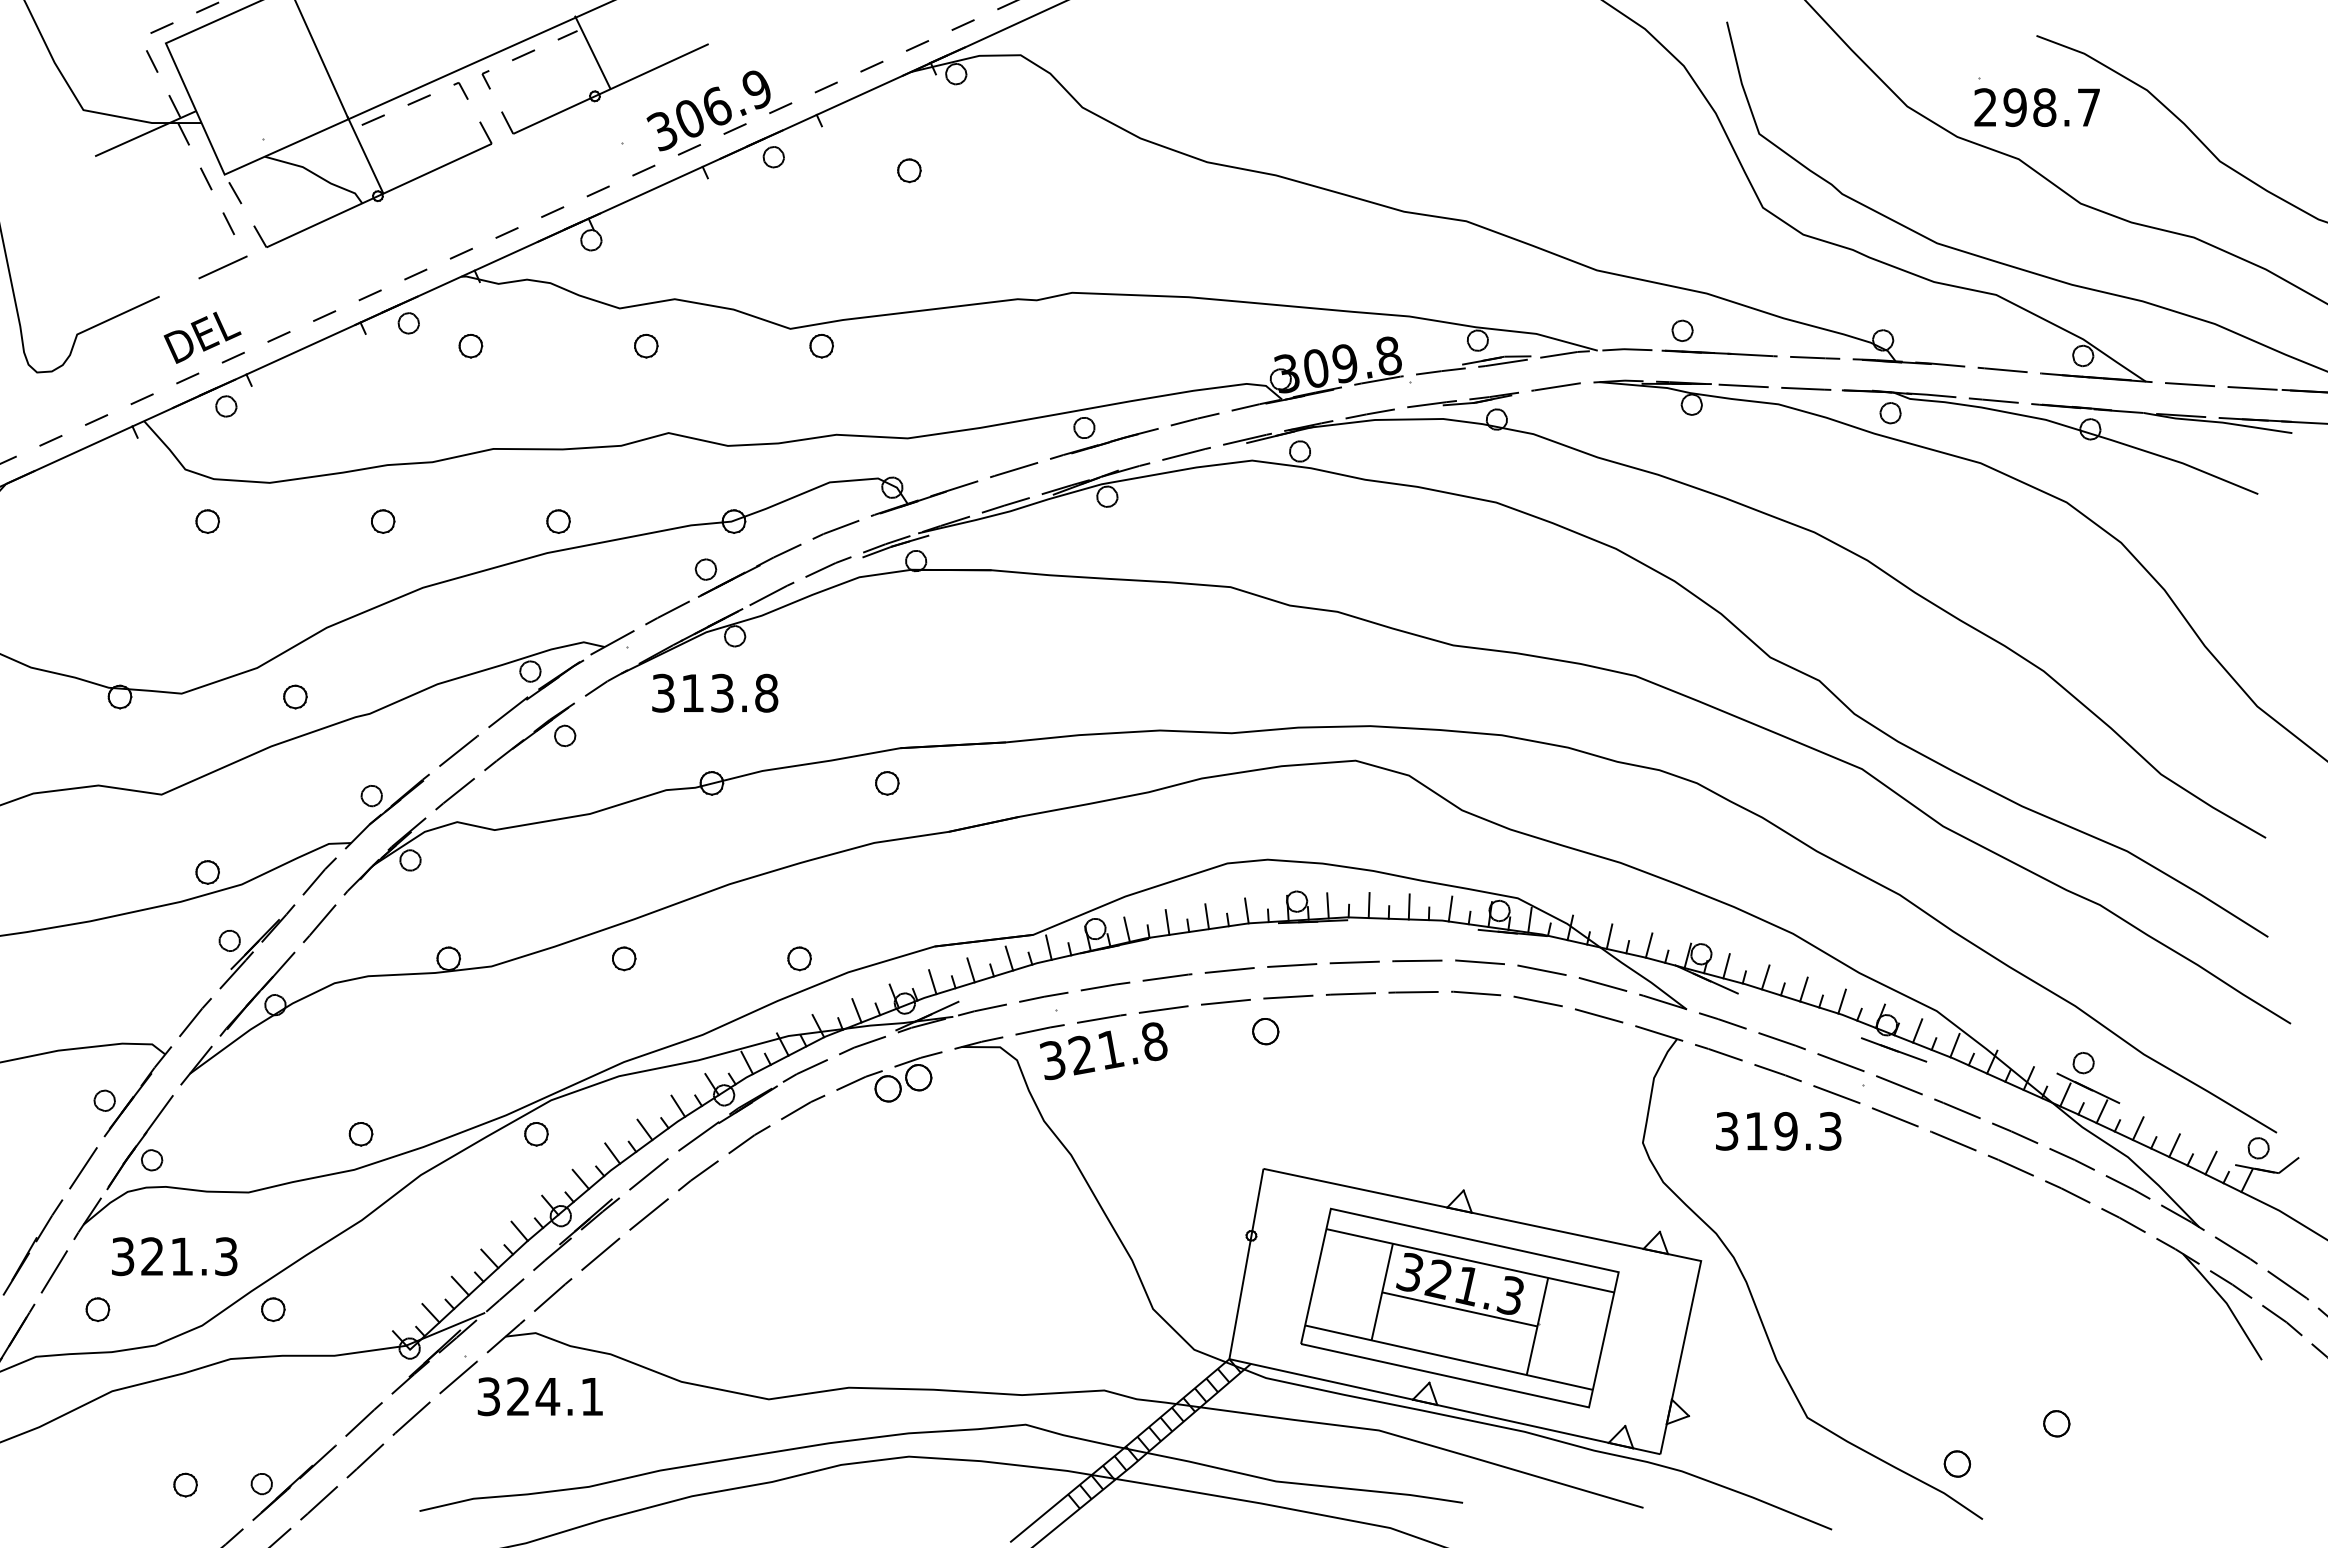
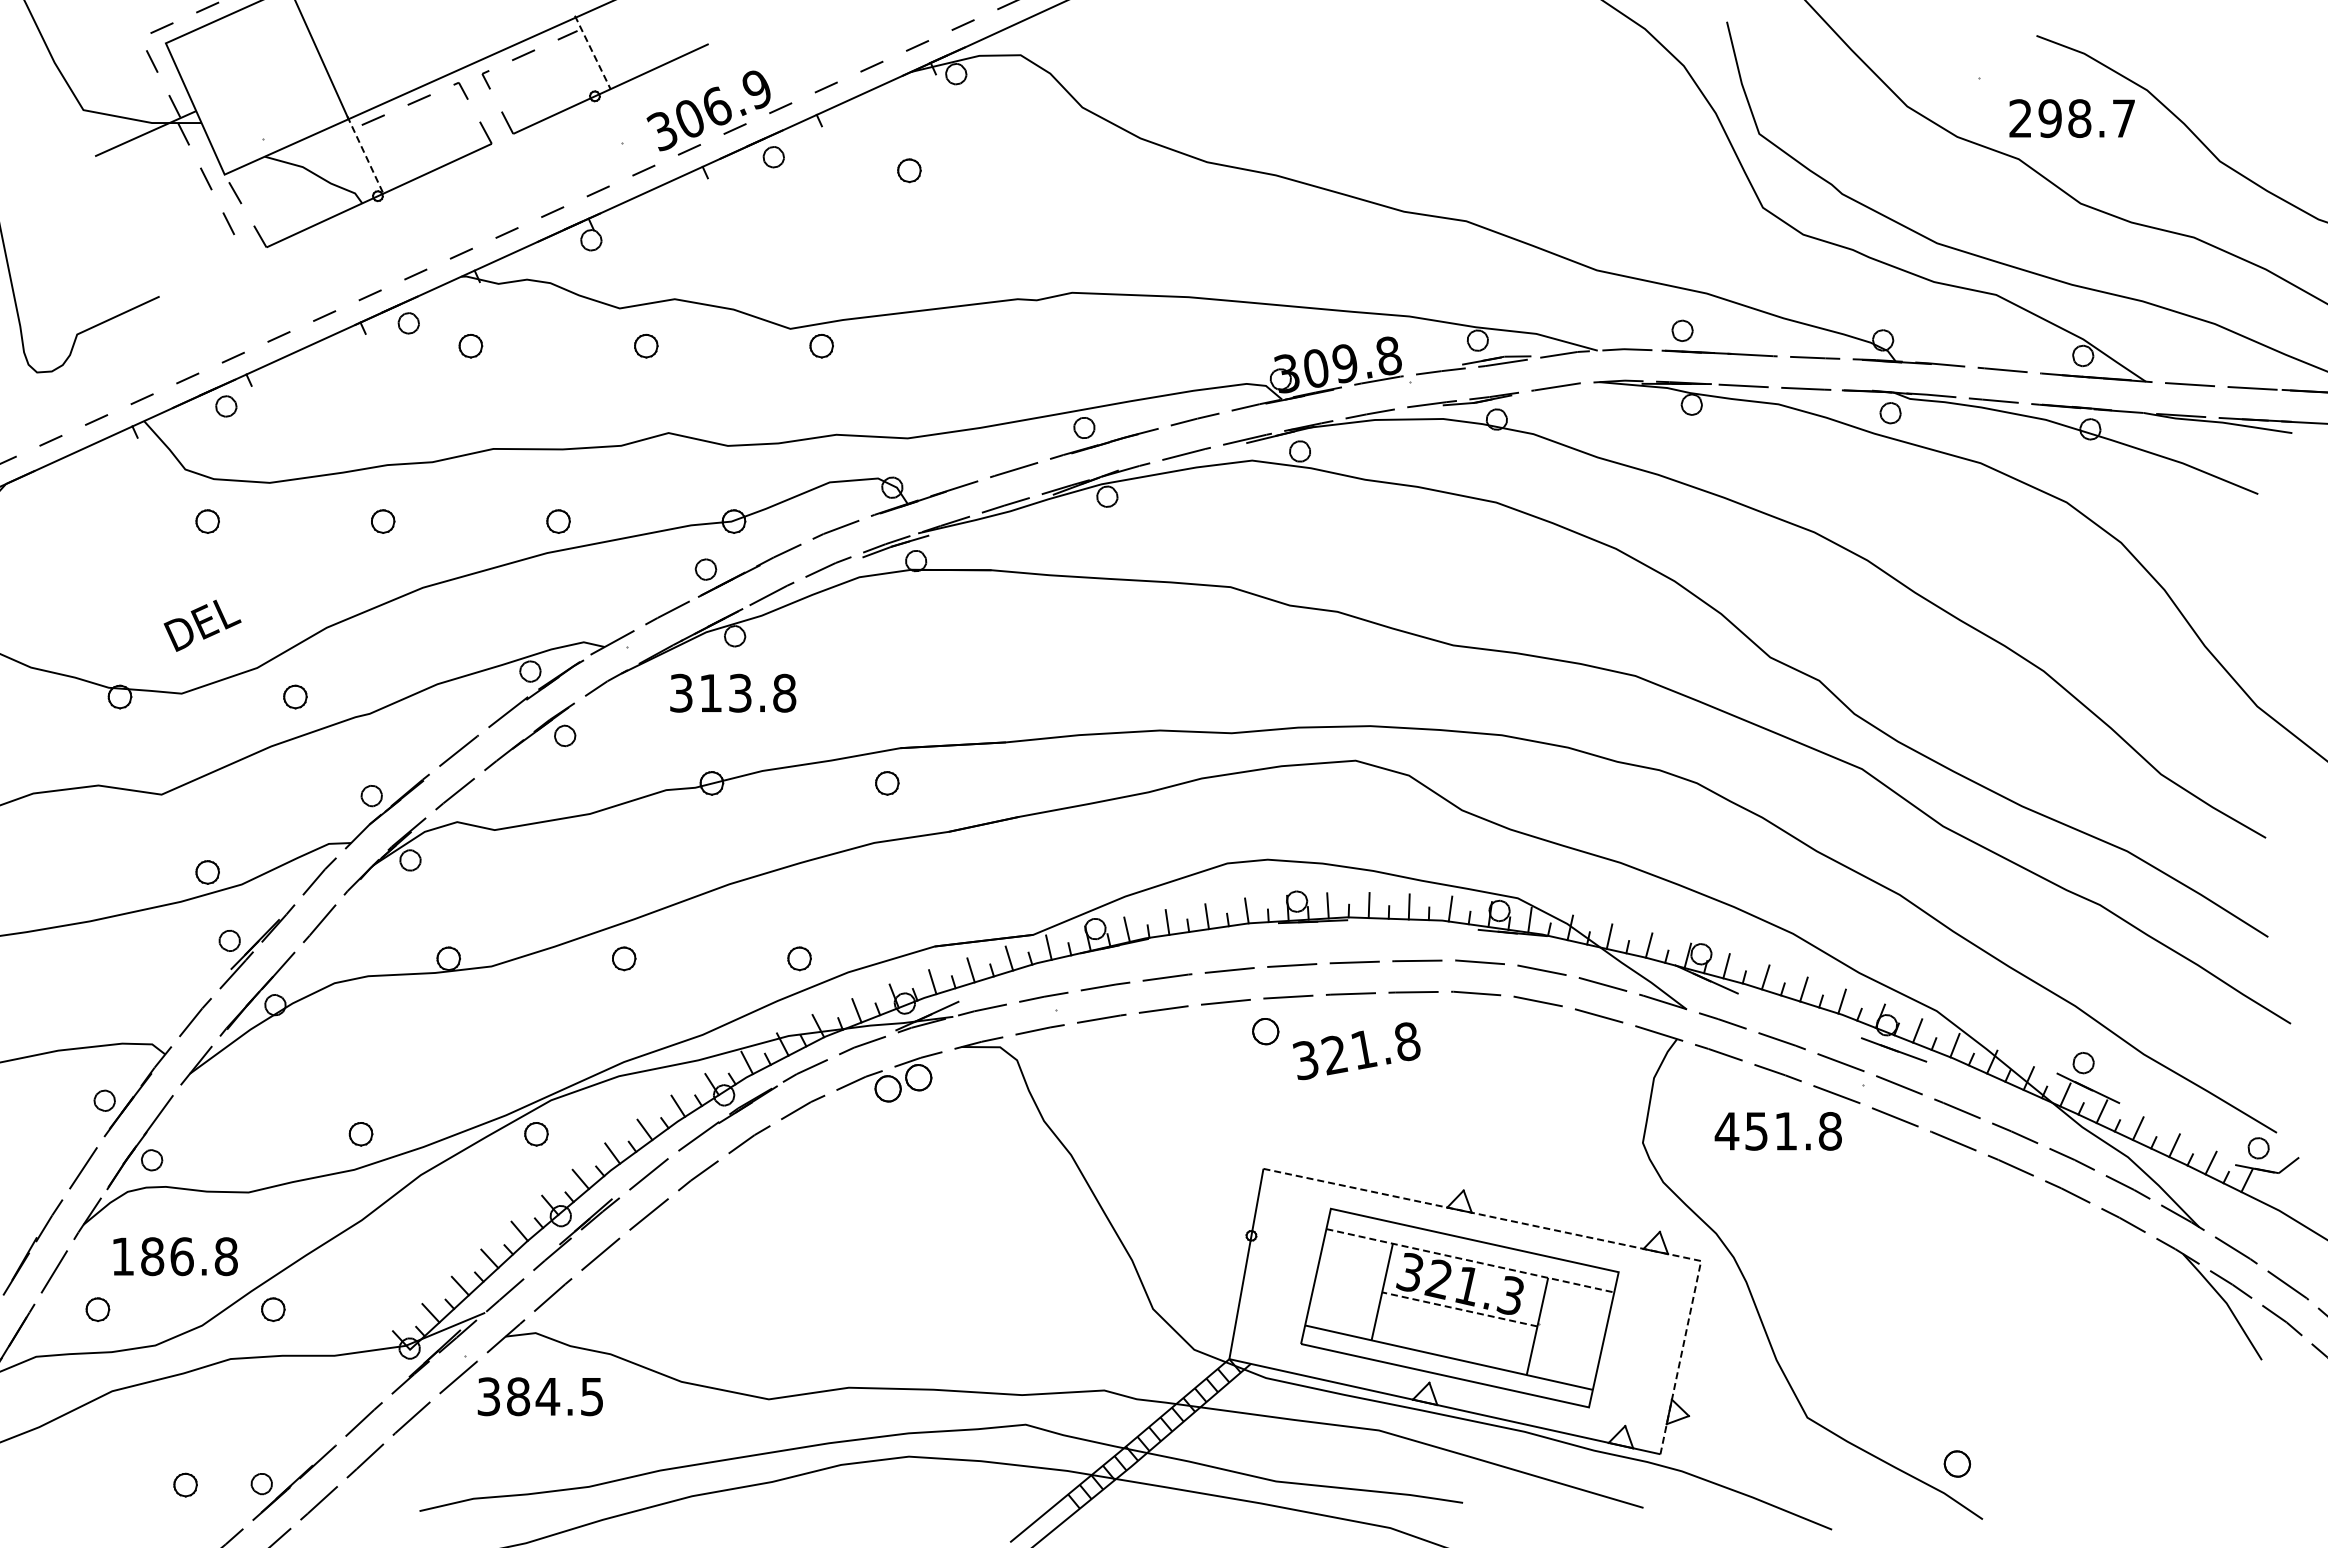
line: solid -> dashed (592, 52)
text position: (2036, 107) -> (2071, 118) (2071, 118)
line: solid -> dashed (365, 155)
line: present -> none (222, 267)
text position: (202, 337) -> (202, 625) (202, 625)
text position: (715, 692) -> (733, 692) (733, 692)
text position: (1103, 1051) -> (1356, 1051) (1356, 1051)
text: 319.3 -> 451.8 (1777, 1131)
line: solid -> dashed (1580, 1235)
text: 321.3 -> 186.8 (174, 1256)
line: solid -> dashed (1470, 1260)
line: solid -> dashed (1459, 1309)
text: 324.1 -> 384.5 (554, 1396)
part: present -> none (2056, 1423)
